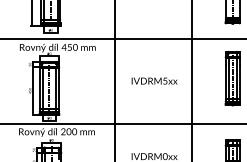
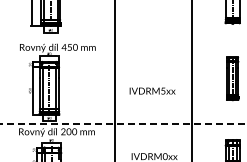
line: present -> none (122, 39)
part size: 17x56 px -> 14x46 px (232, 78)
text position: (154, 80) -> (152, 90) (152, 90)
line: solid -> dashed (123, 123)
